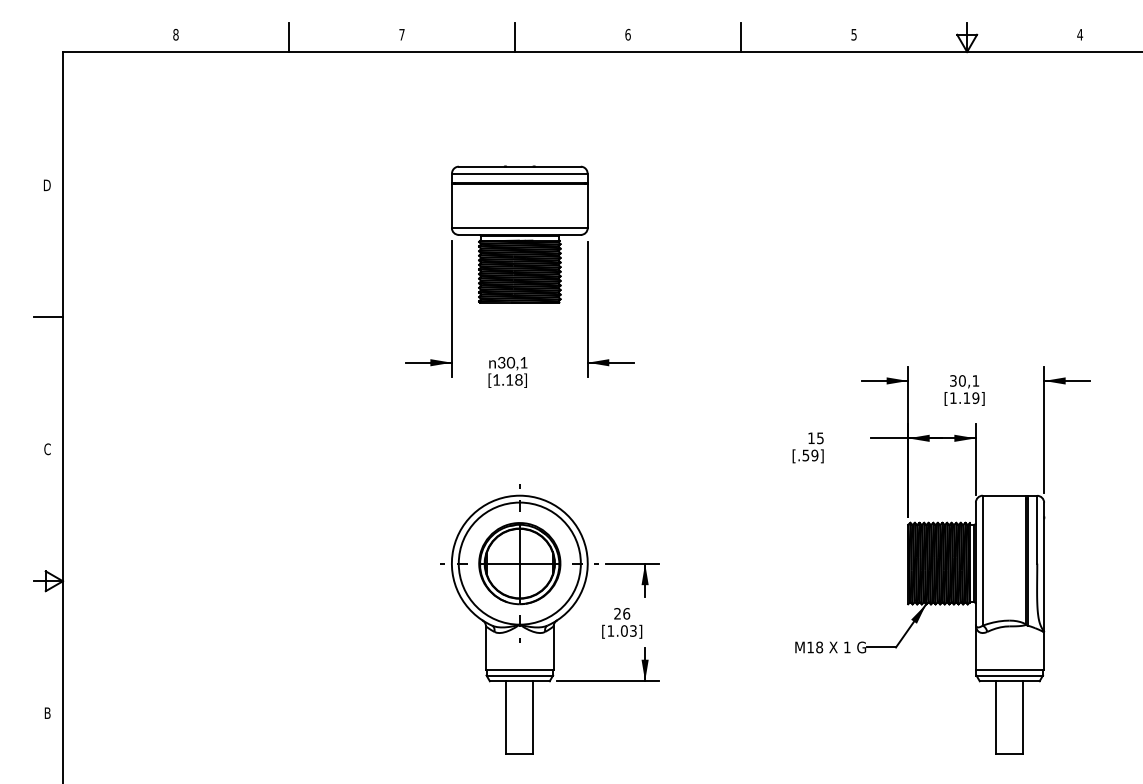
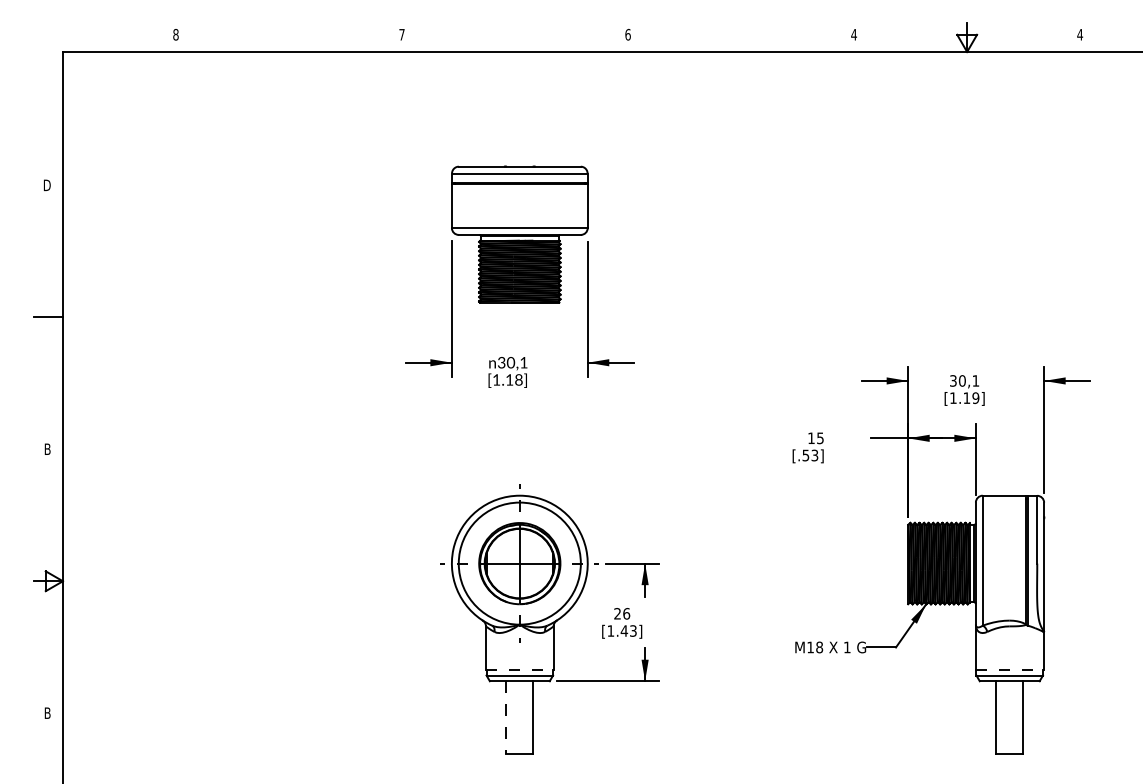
text: 5 -> 4 (853, 34)
line: present -> none (289, 37)
line: present -> none (515, 37)
line: present -> none (741, 37)
text: C -> B (47, 449)
text: [.59] -> [.53] (814, 455)
text: [1.03] -> [1.43] (624, 630)
line: solid -> dashed (519, 669)
line: solid -> dashed (1009, 669)
line: solid -> dashed (506, 718)
